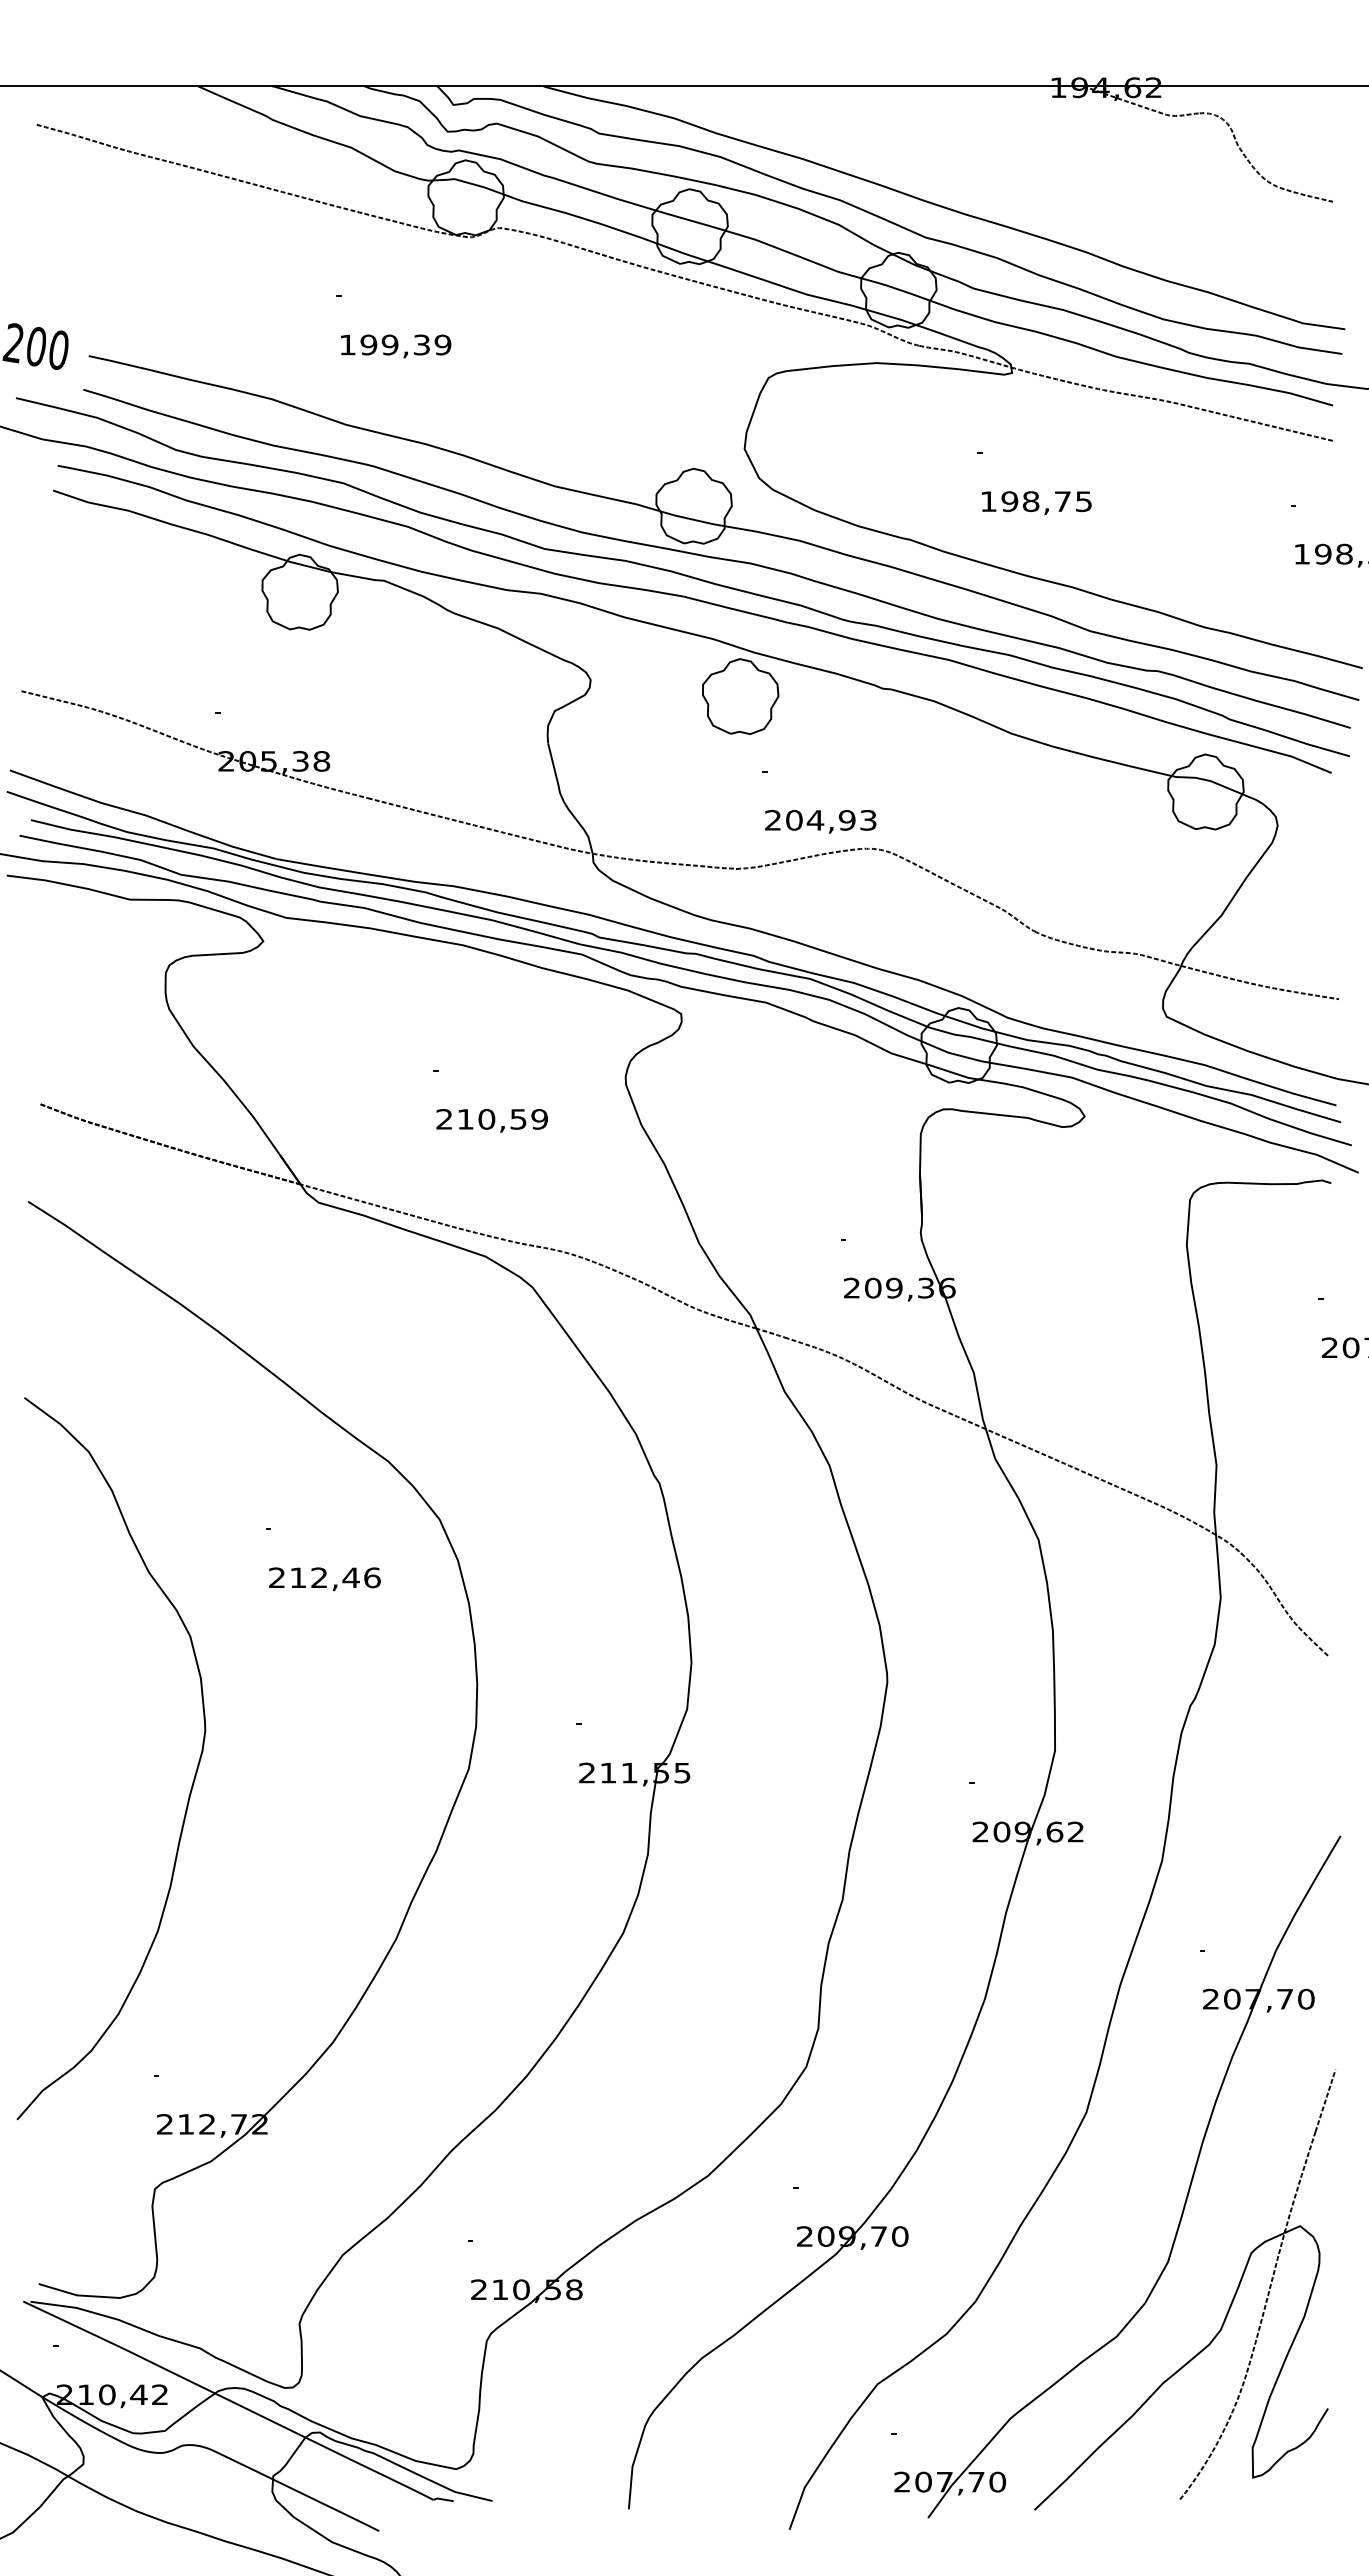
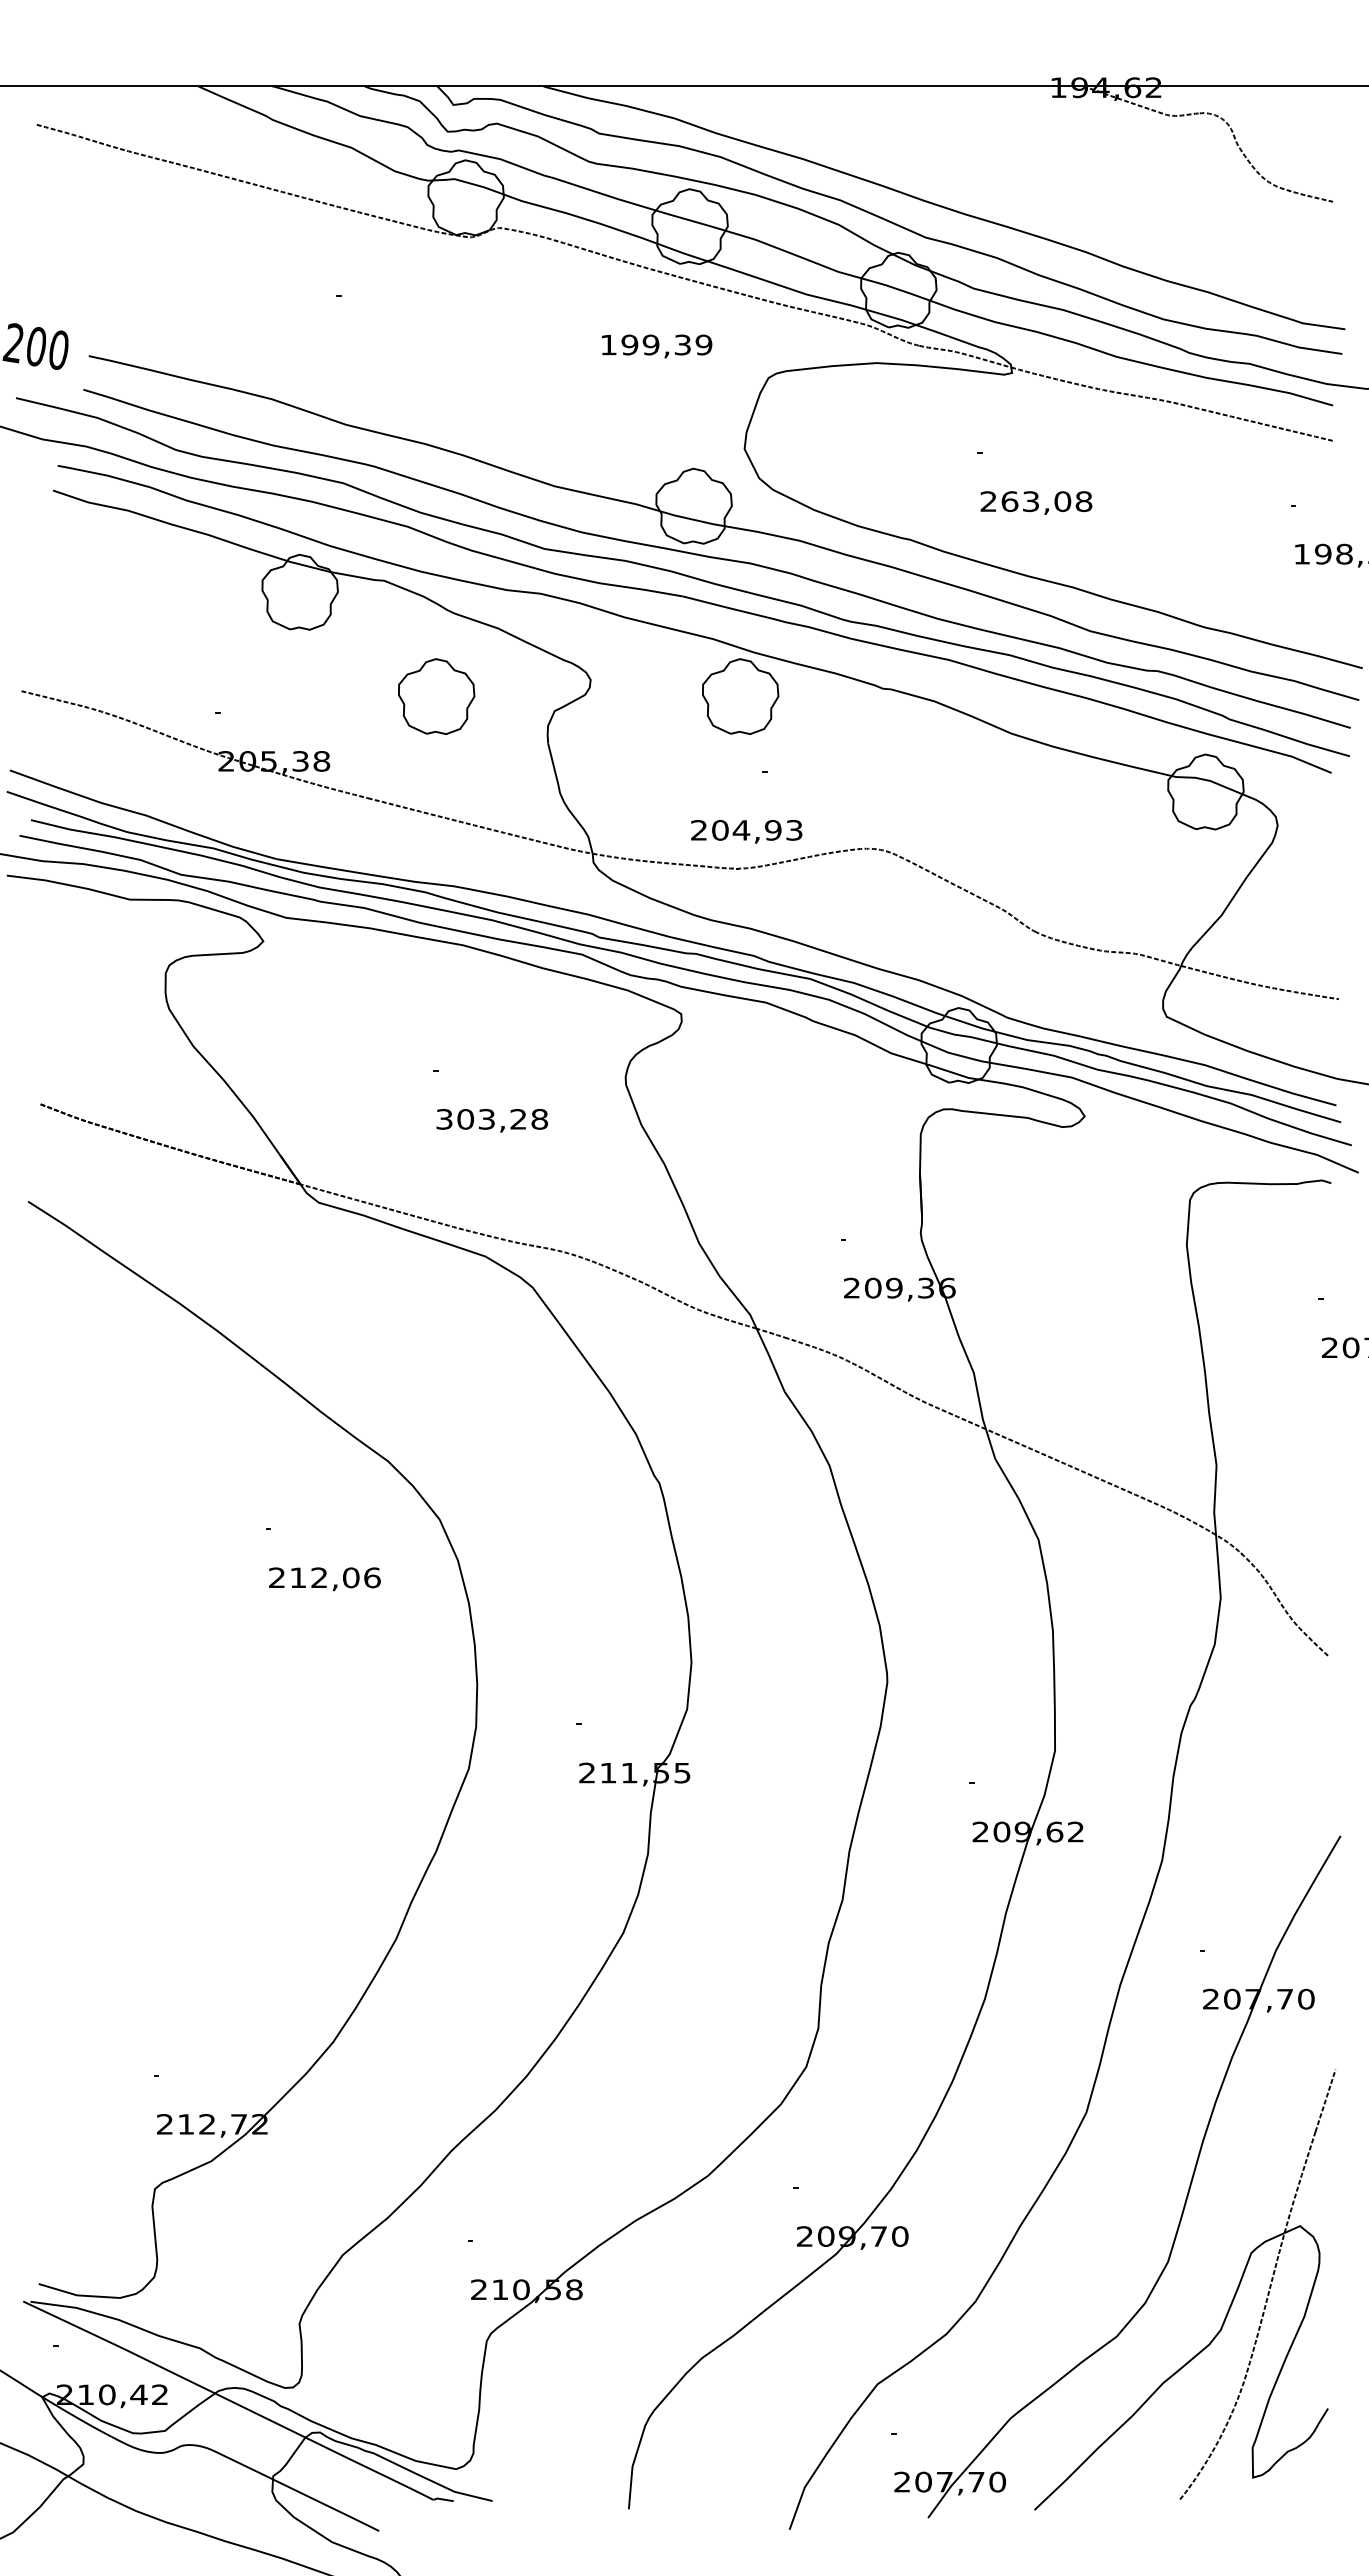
text position: (396, 346) -> (657, 346) (657, 346)
text: 198,75 -> 263,08 (1036, 501)
part: none -> present (436, 696)
text position: (820, 821) -> (746, 831) (746, 831)
text: 210,59 -> 303,28 (492, 1119)
text: 212,46 -> 212,06 (350, 1577)
curve: present -> none (193, 1778)
